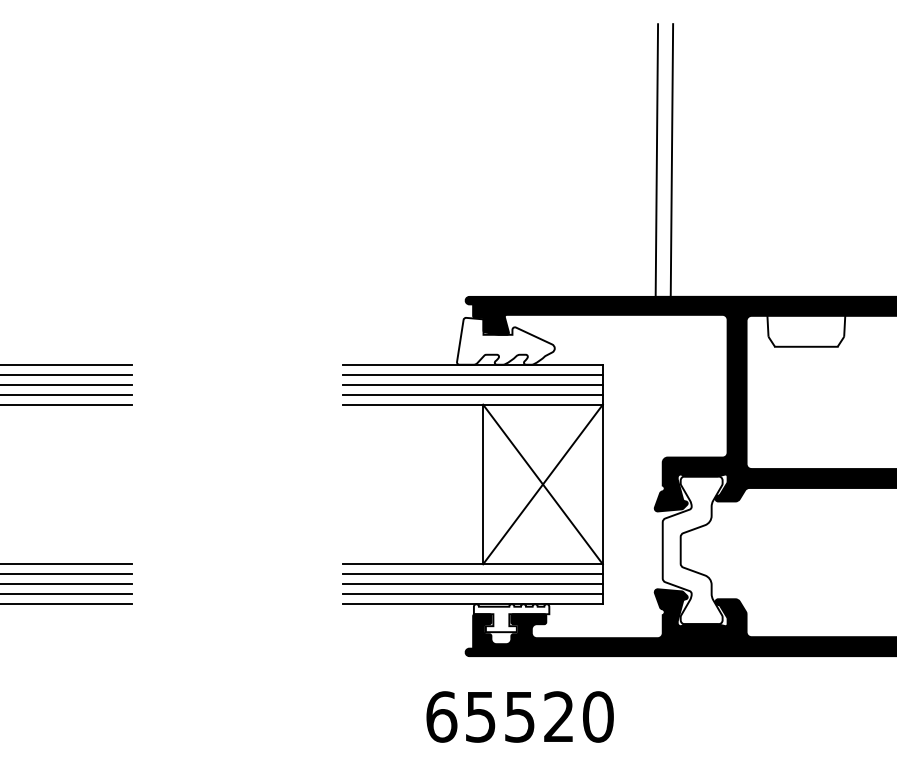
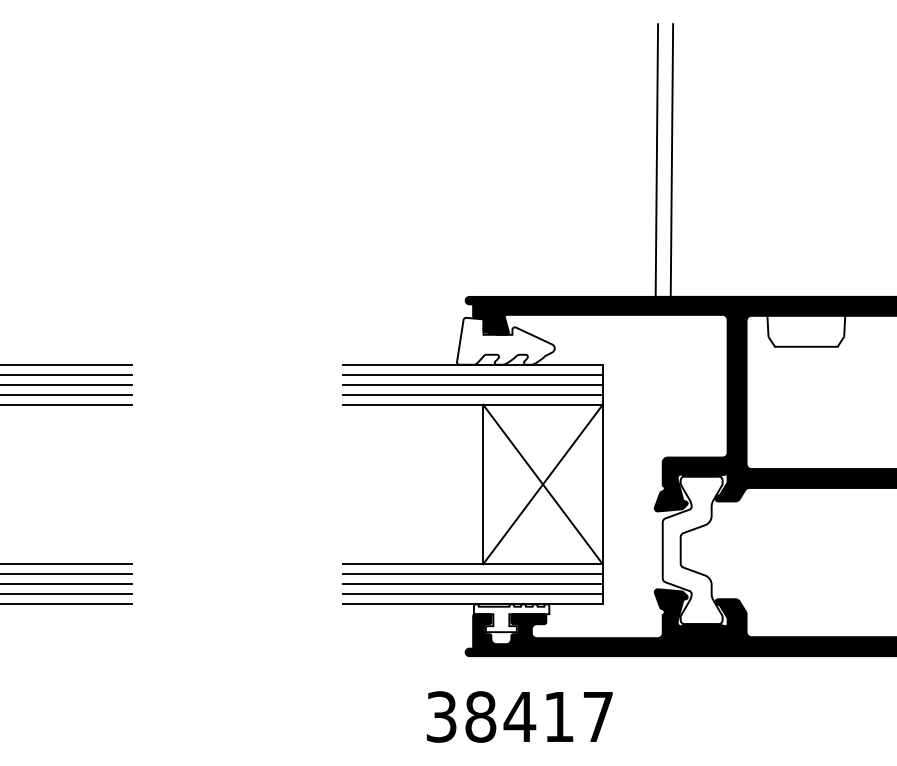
text: 65520 -> 38417 (519, 716)
